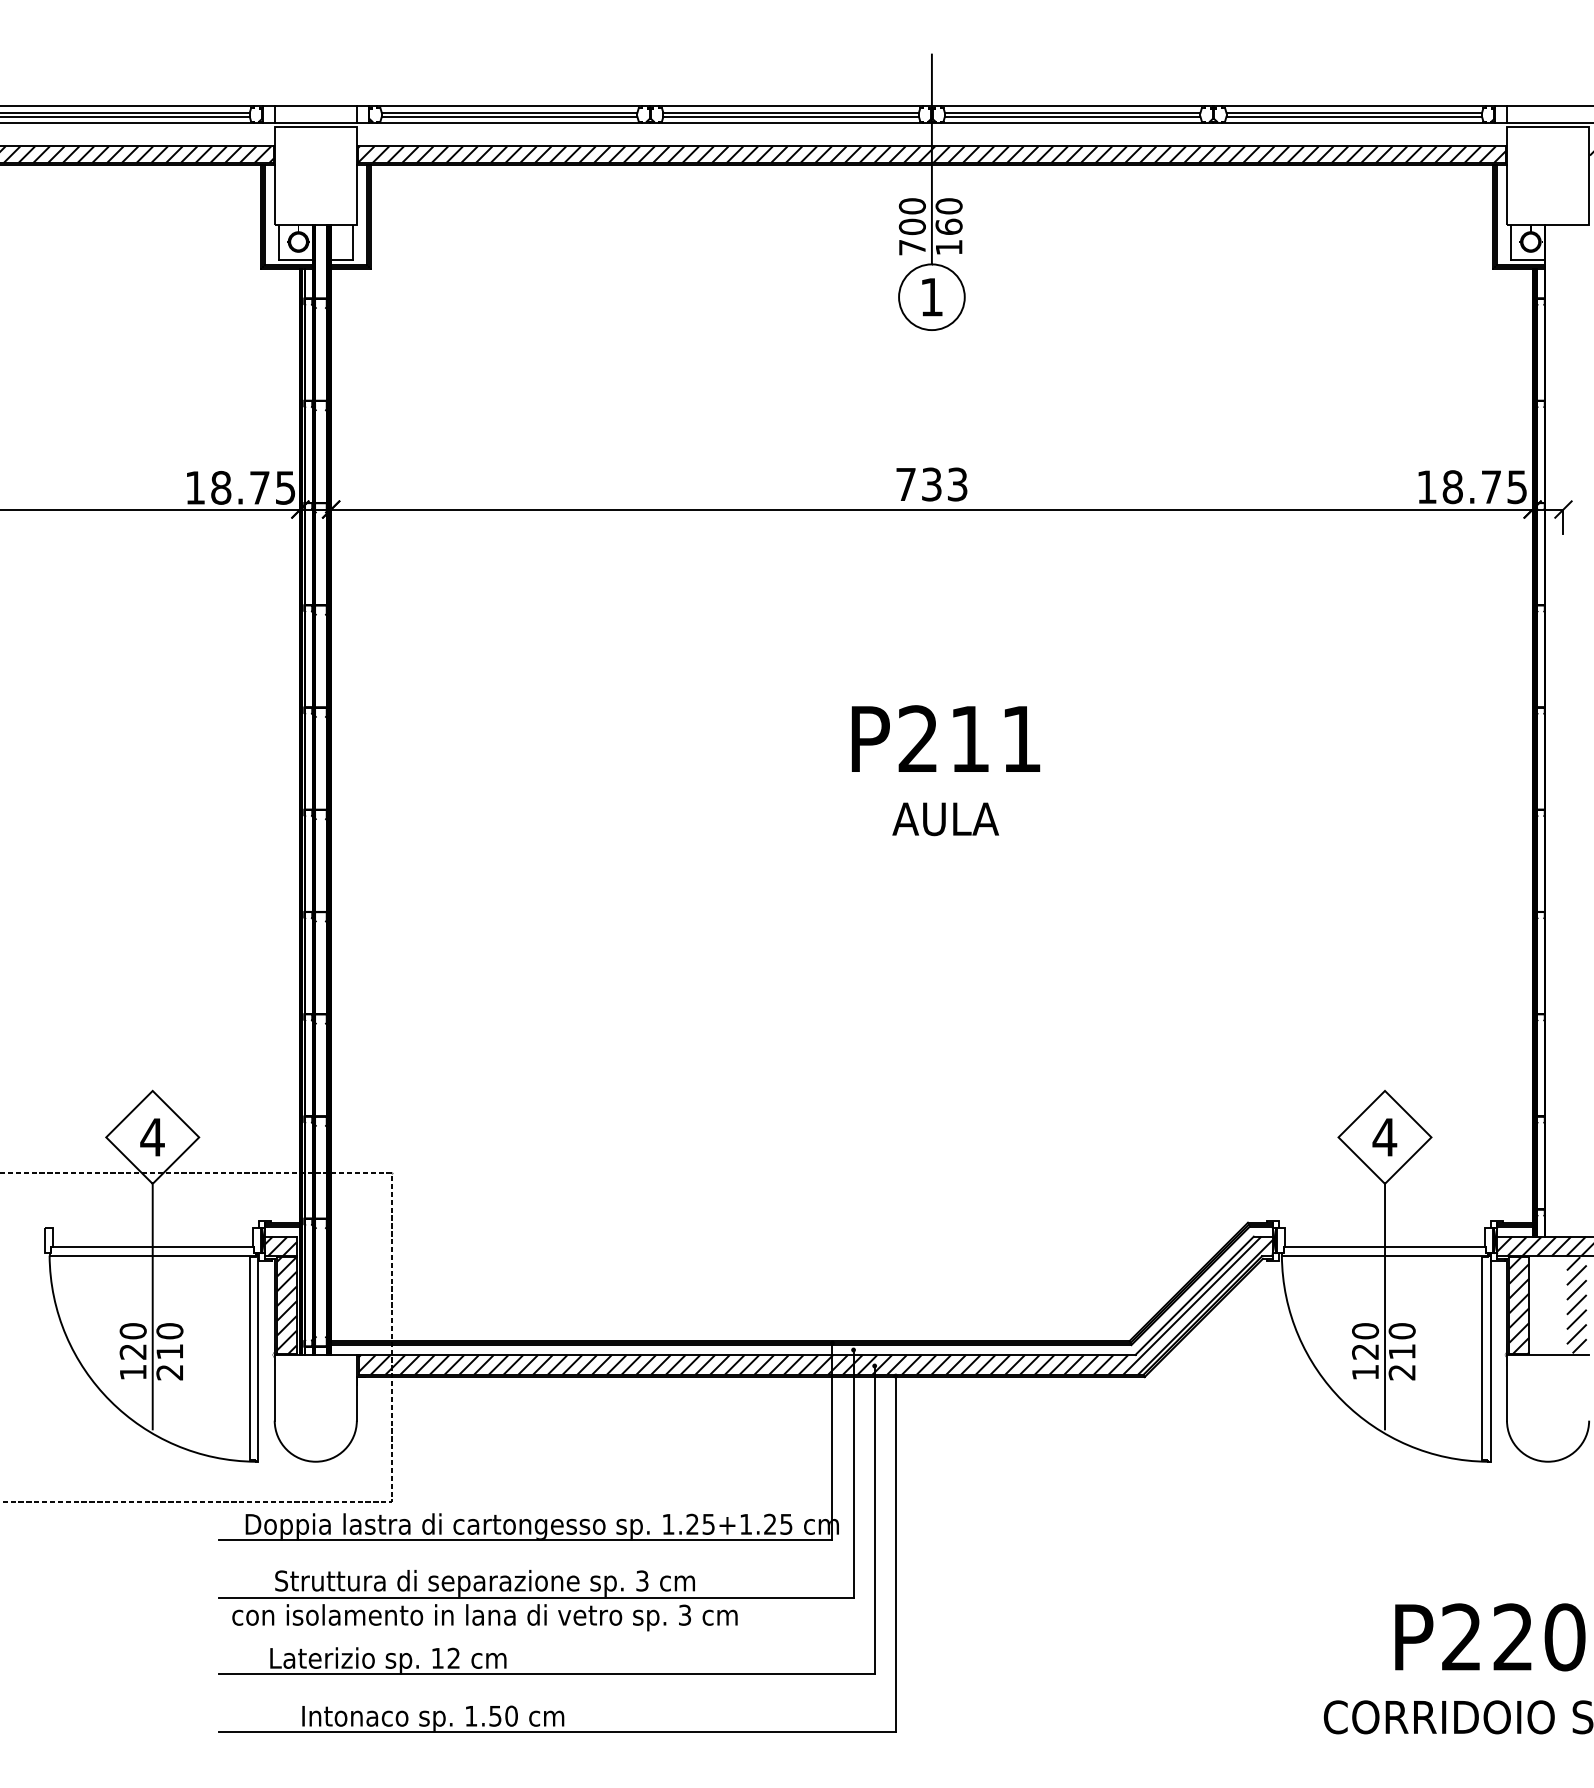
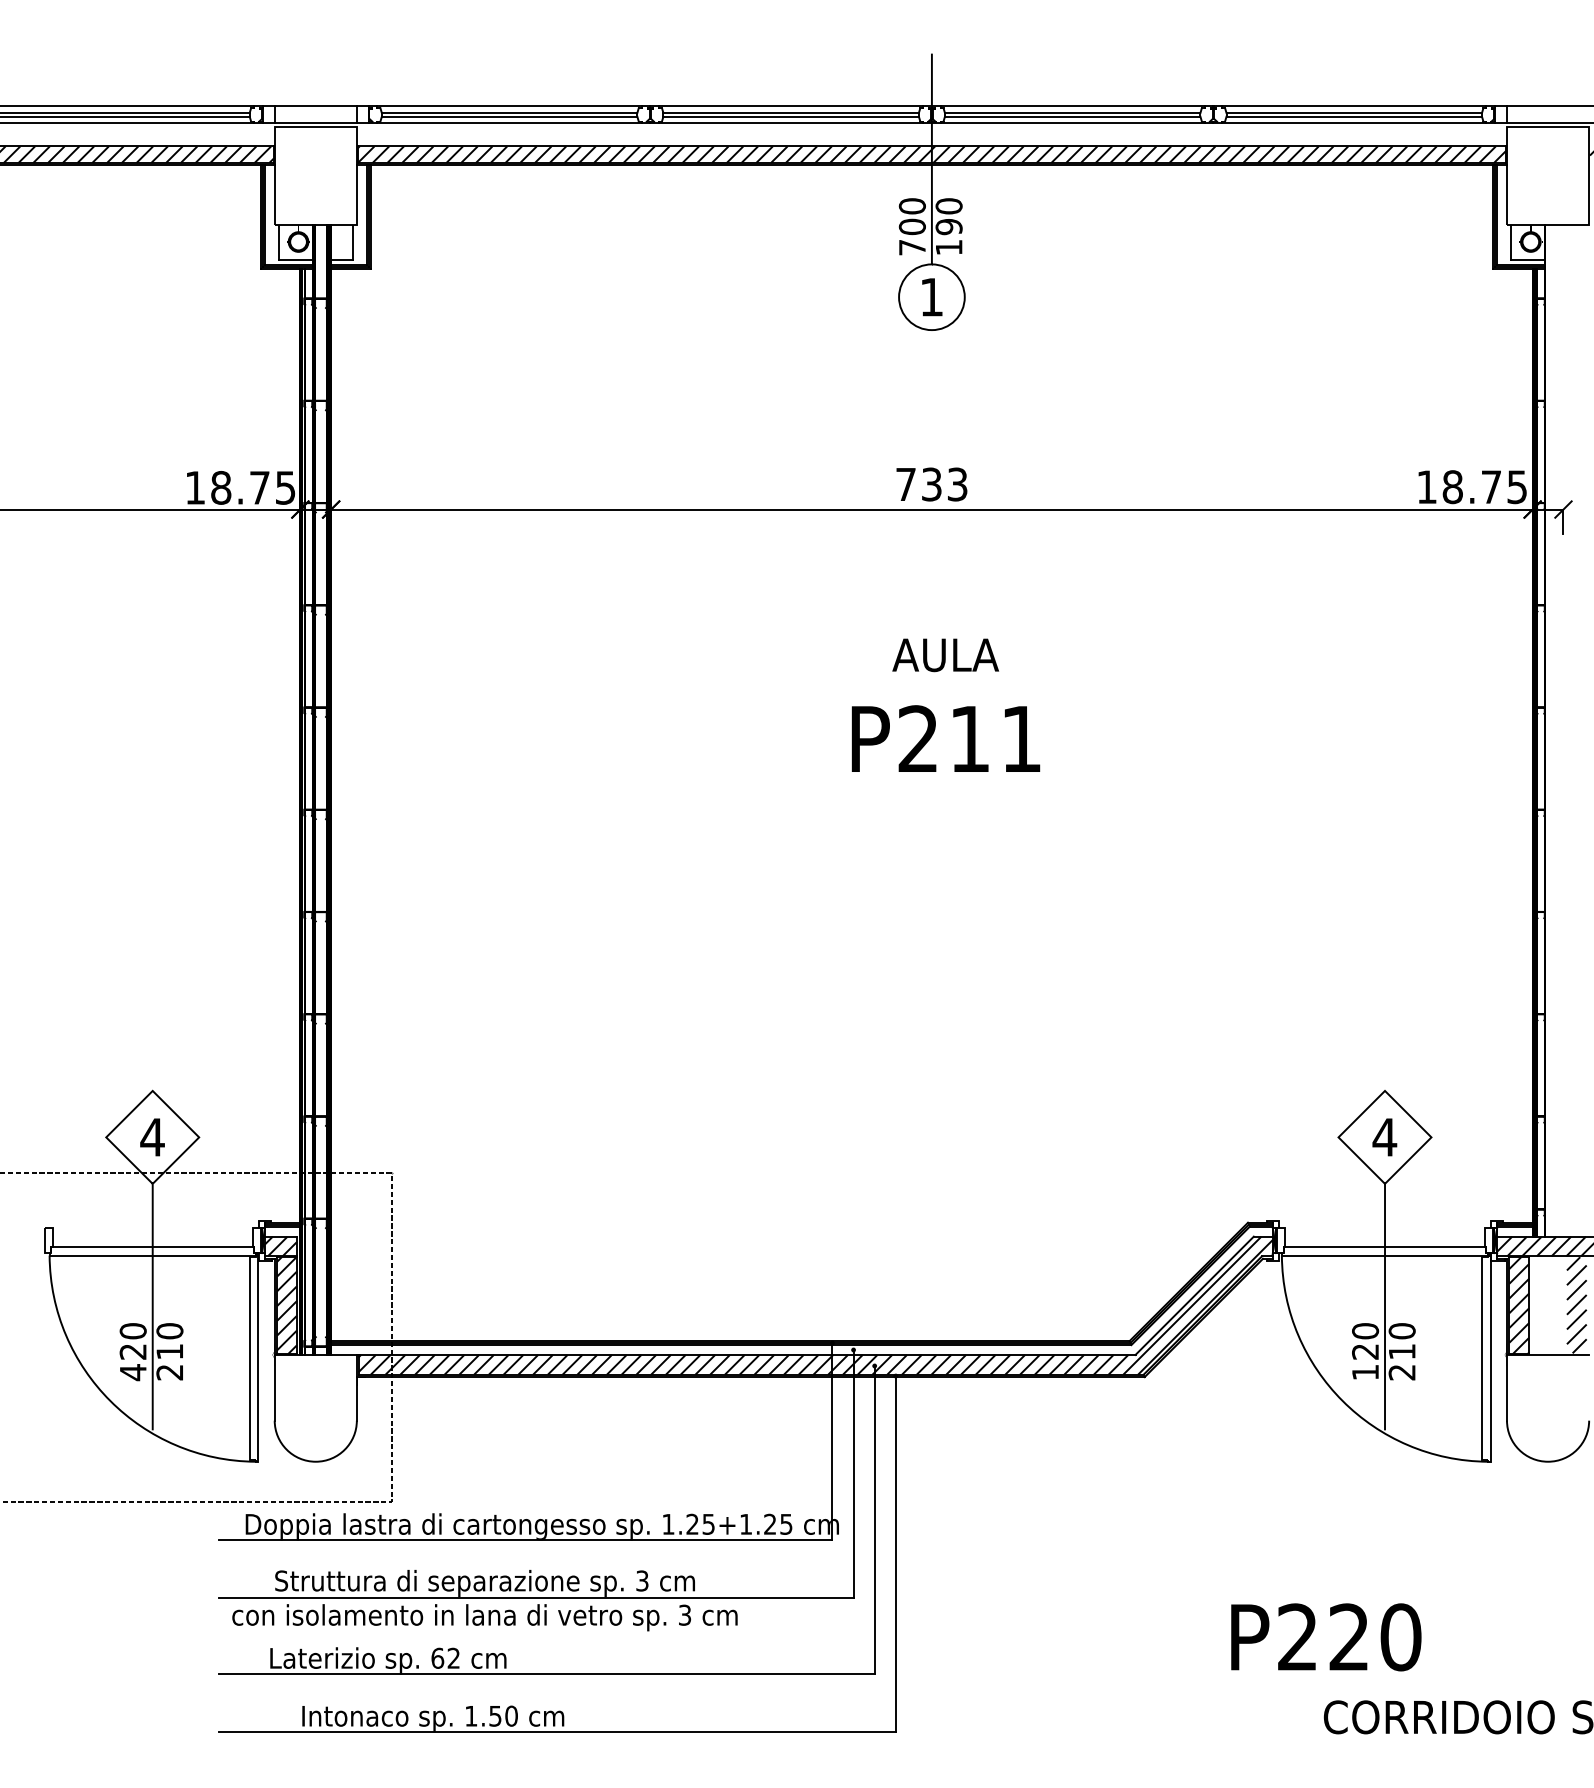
text: 160 -> 190 (948, 226)
text position: (945, 819) -> (945, 655) (945, 655)
text: 120 -> 420 (133, 1372)
text position: (1490, 1637) -> (1326, 1637) (1326, 1637)
text: 12 -> 62 (437, 1657)
